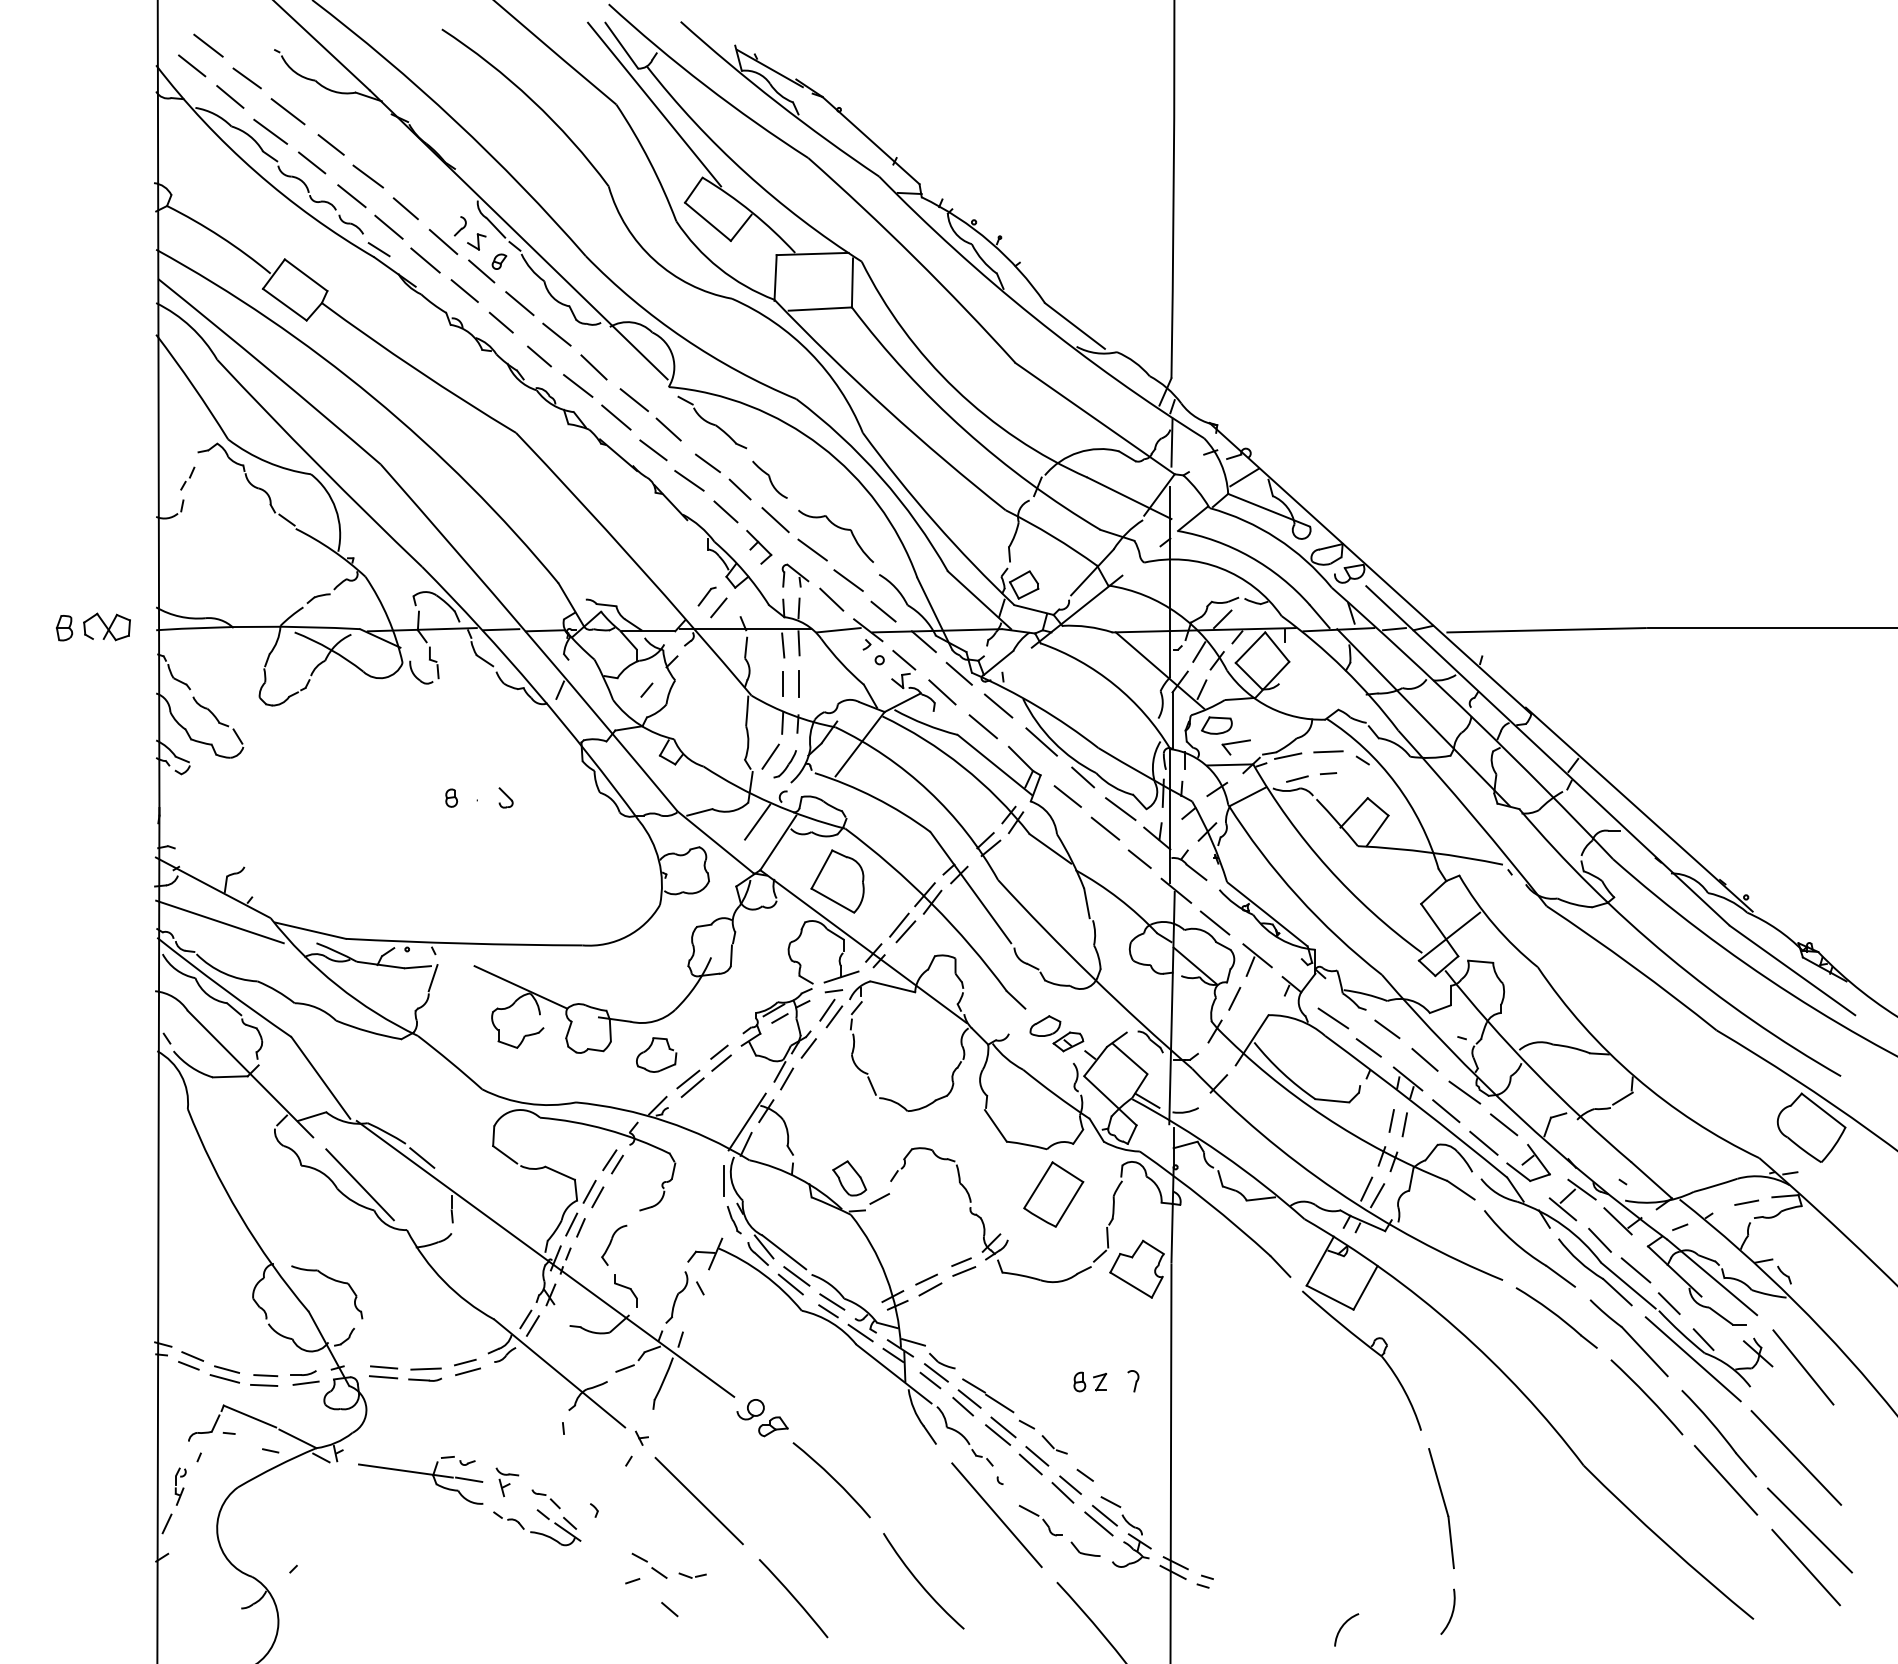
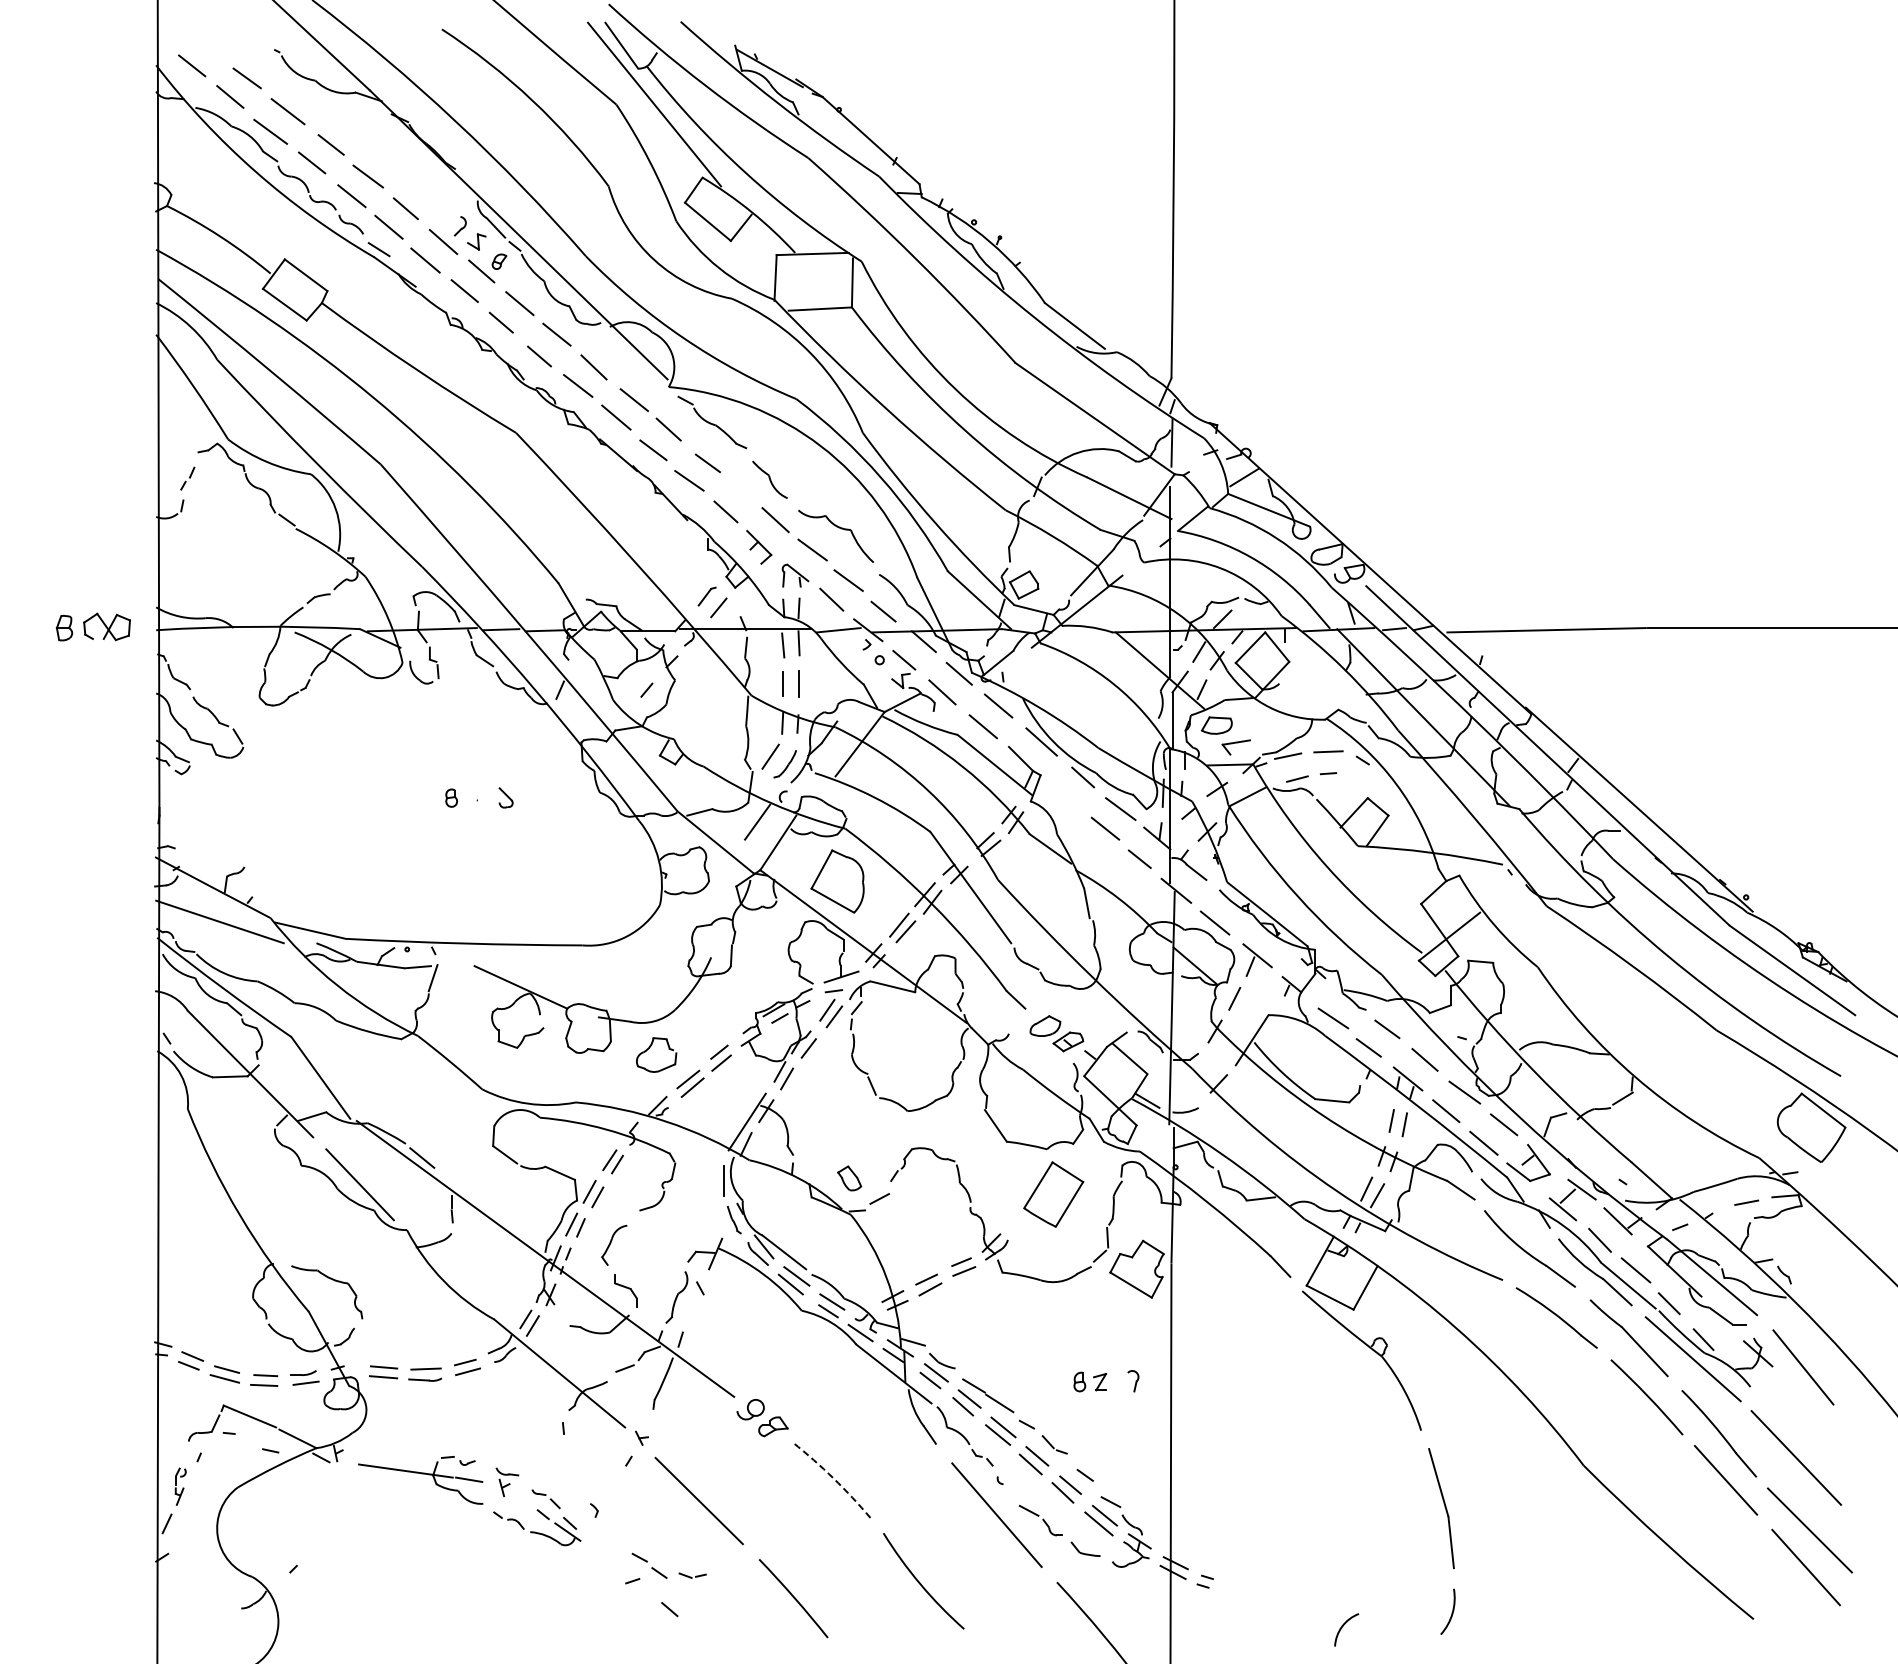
line: present -> none (208, 45)
line: present -> none (739, 489)
line: present -> none (1067, 796)
part size: 35x37 px -> 26x27 px (849, 1178)
arc: solid -> dashed (833, 1478)
